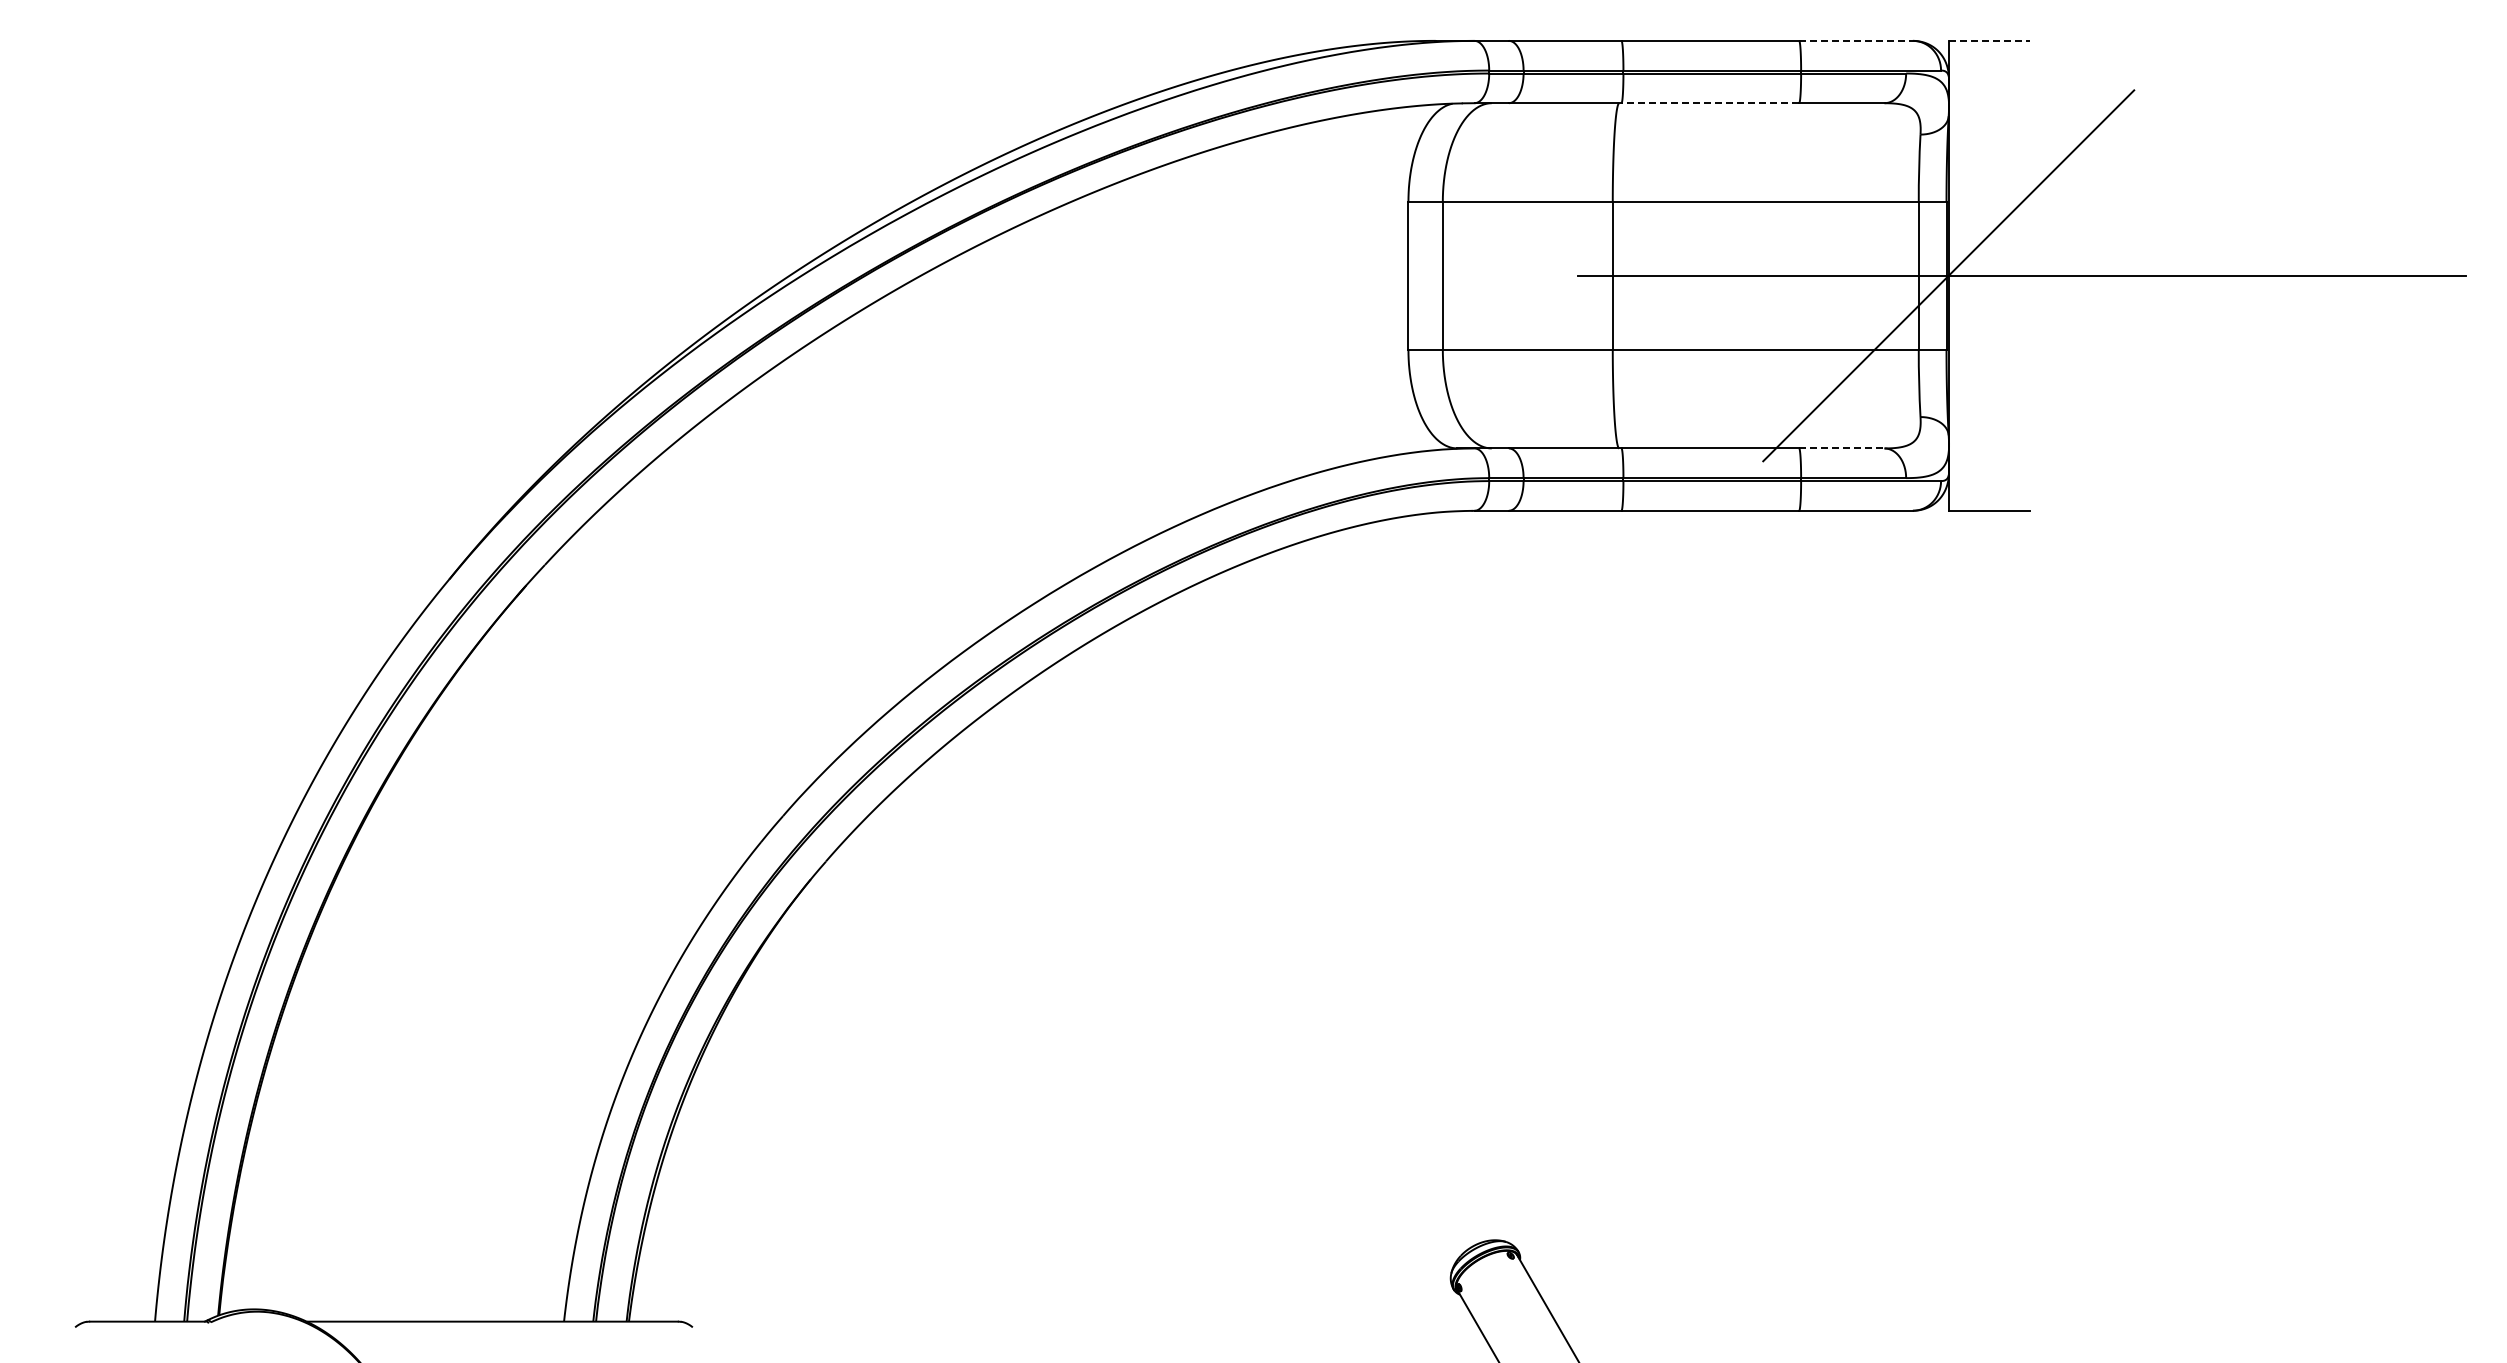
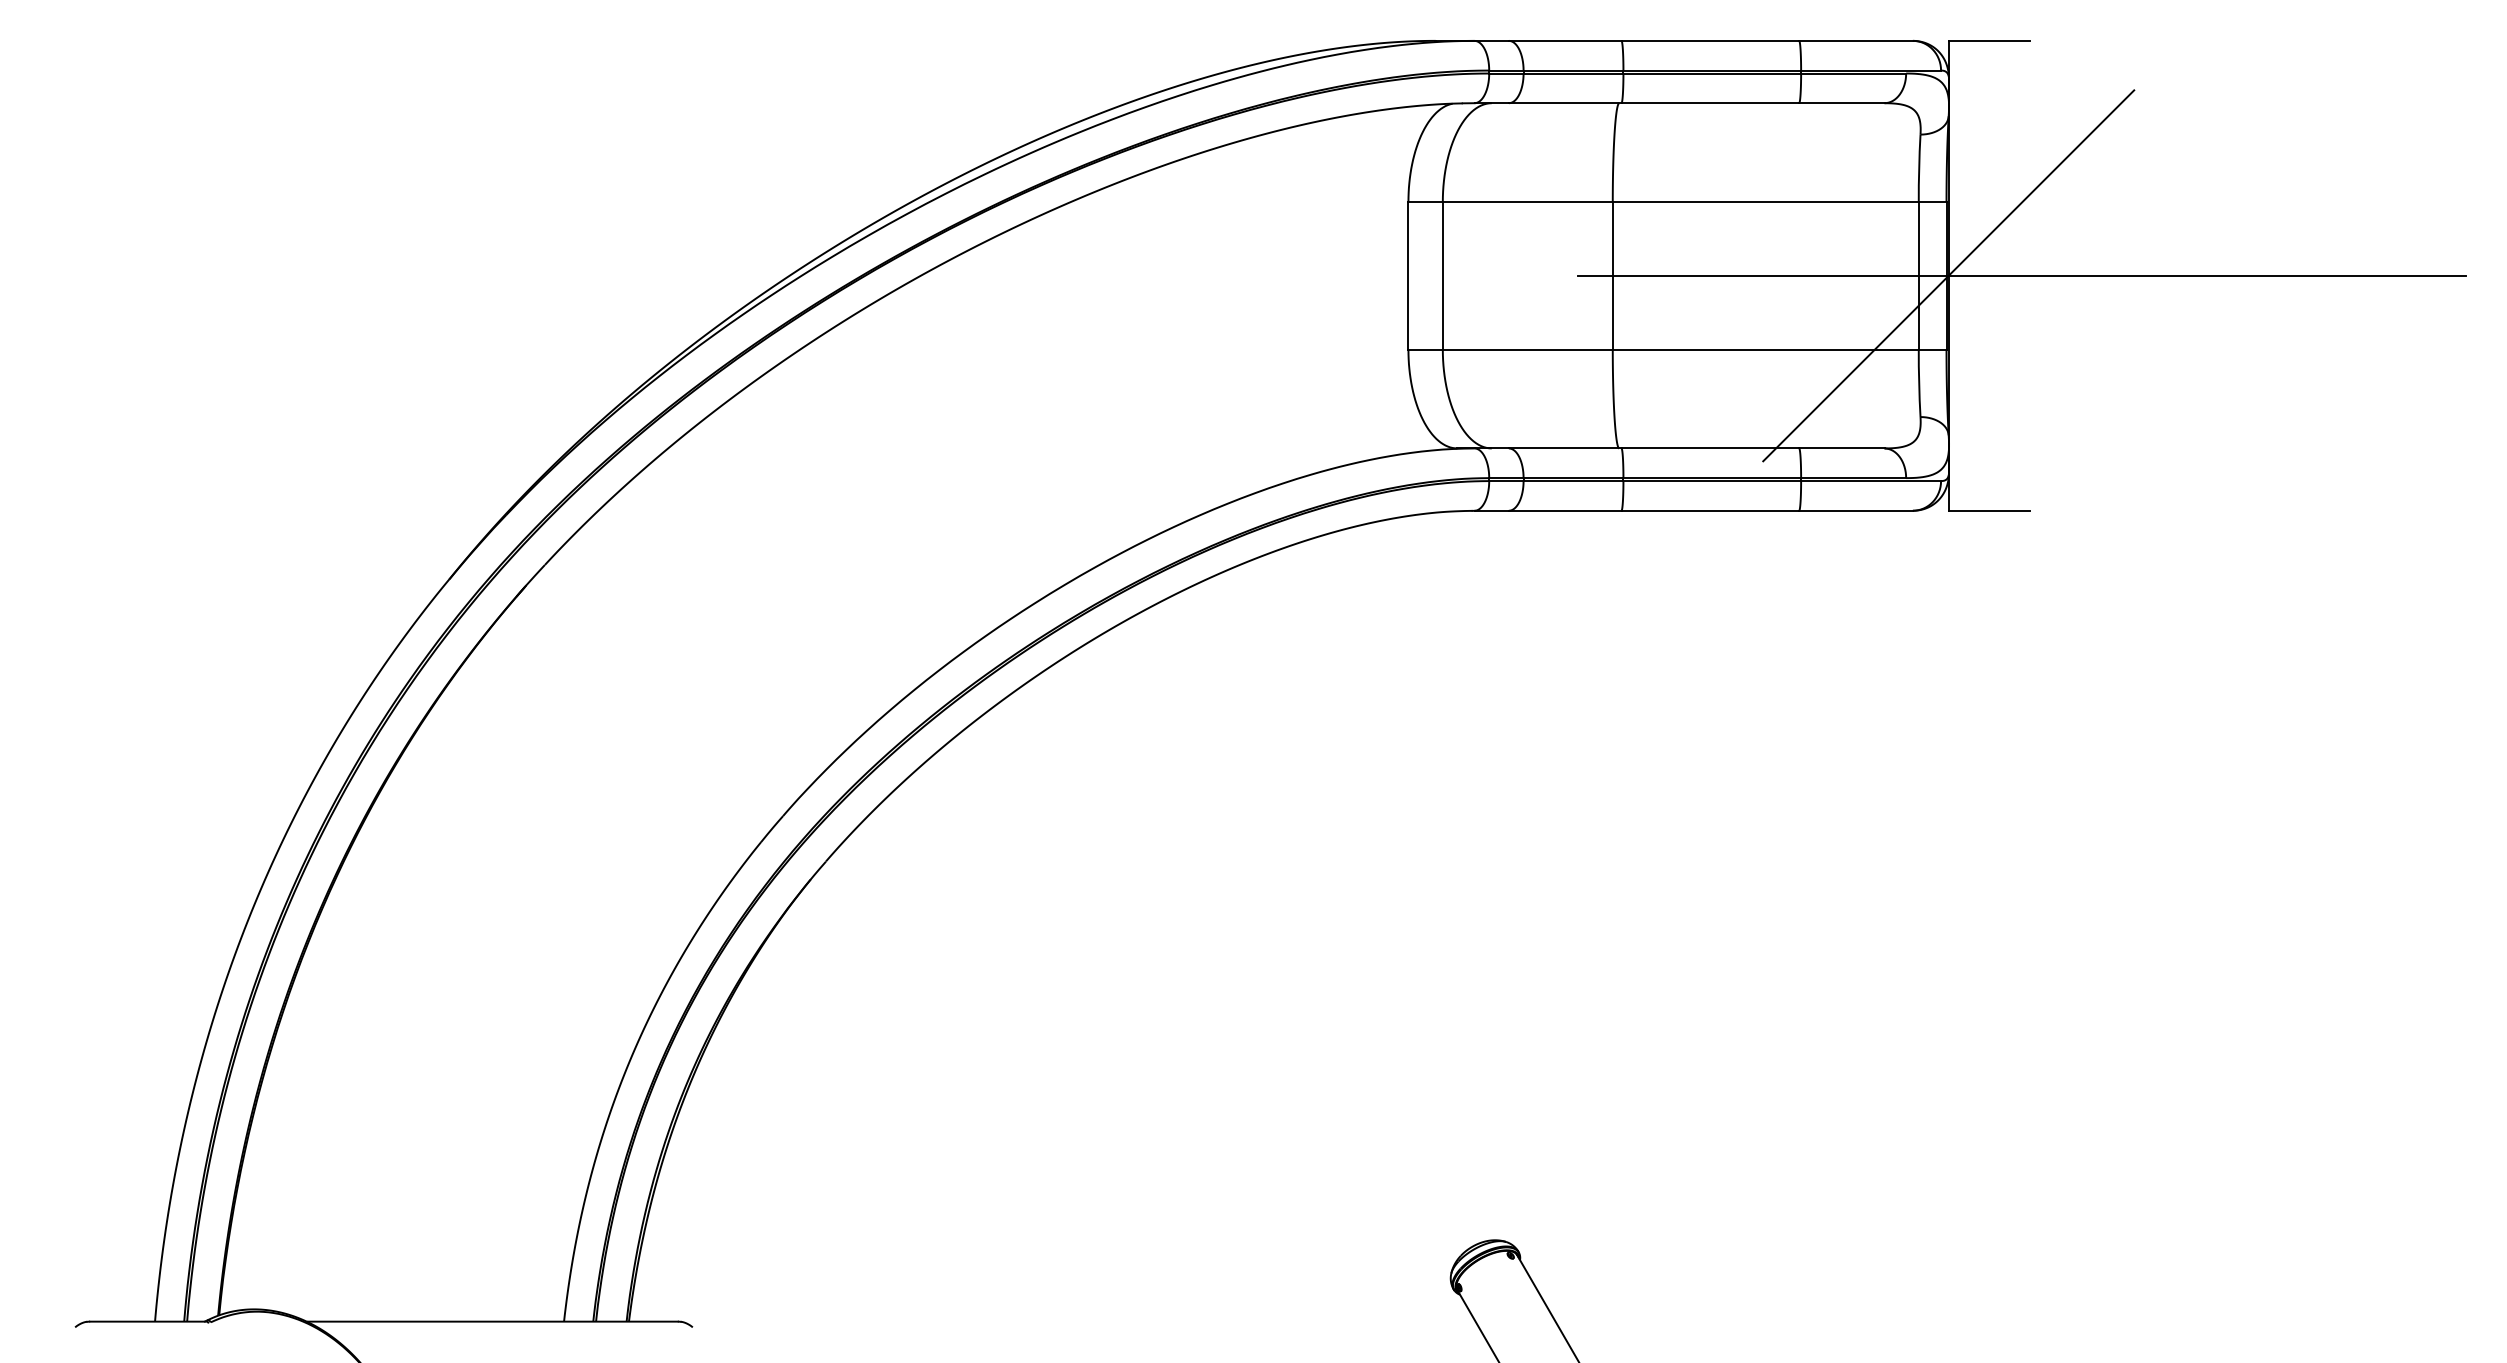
line: dashed -> solid (1856, 40)
line: dashed -> solid (1989, 40)
line: dashed -> solid (1710, 103)
line: dashed -> solid (1841, 448)
